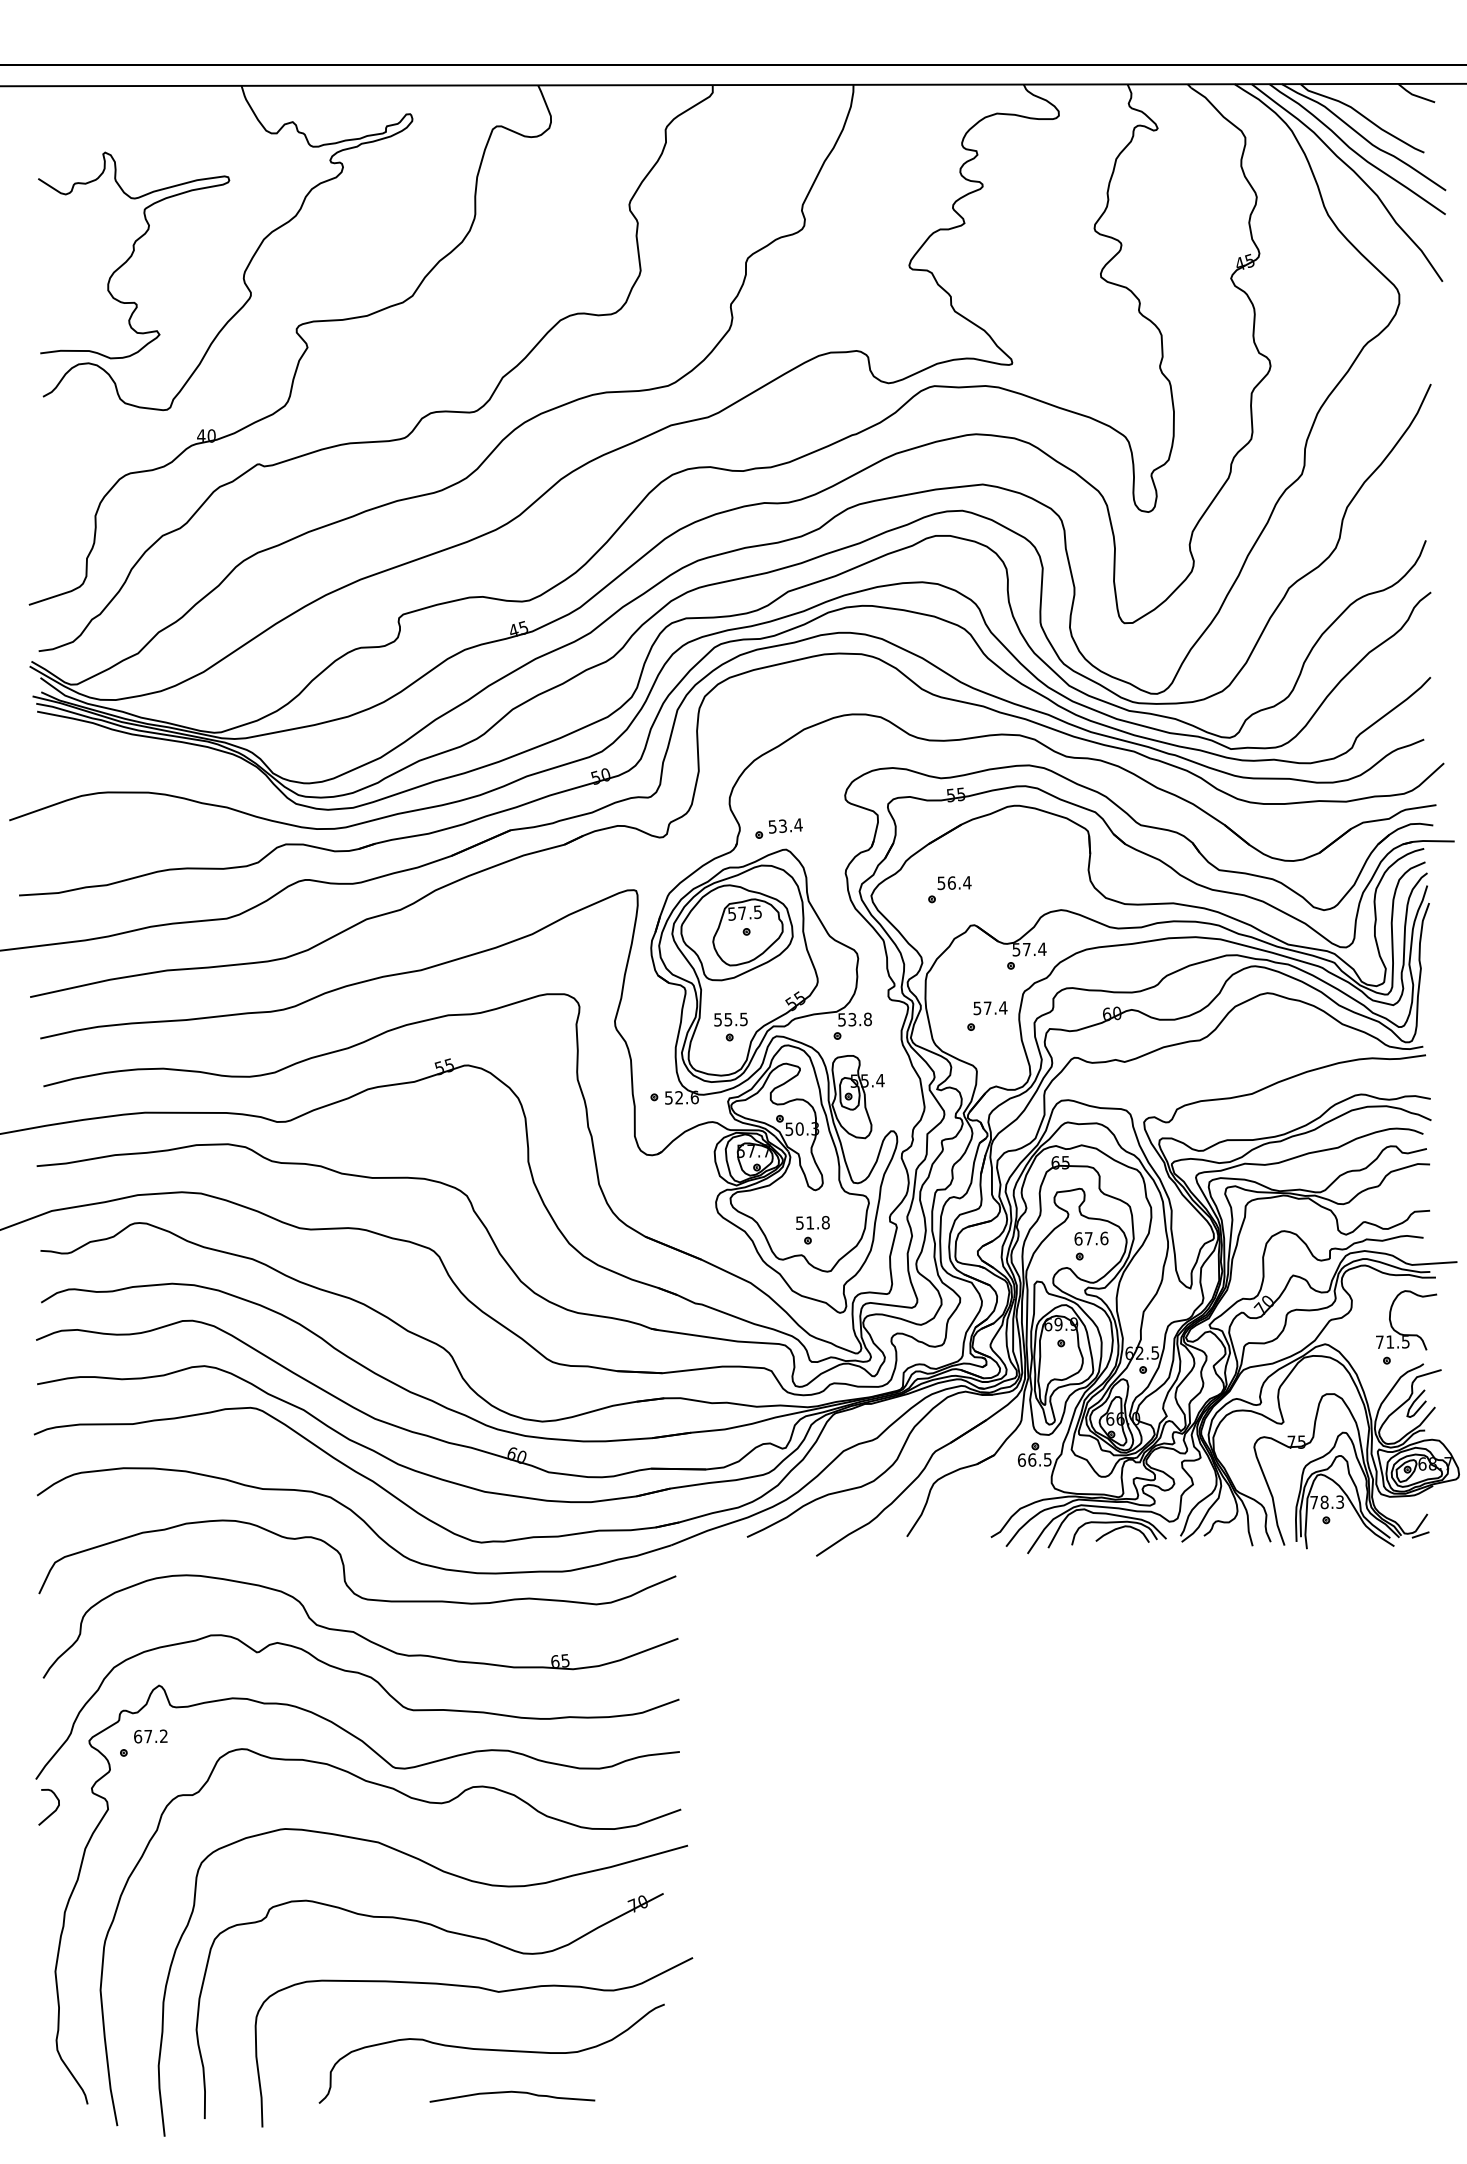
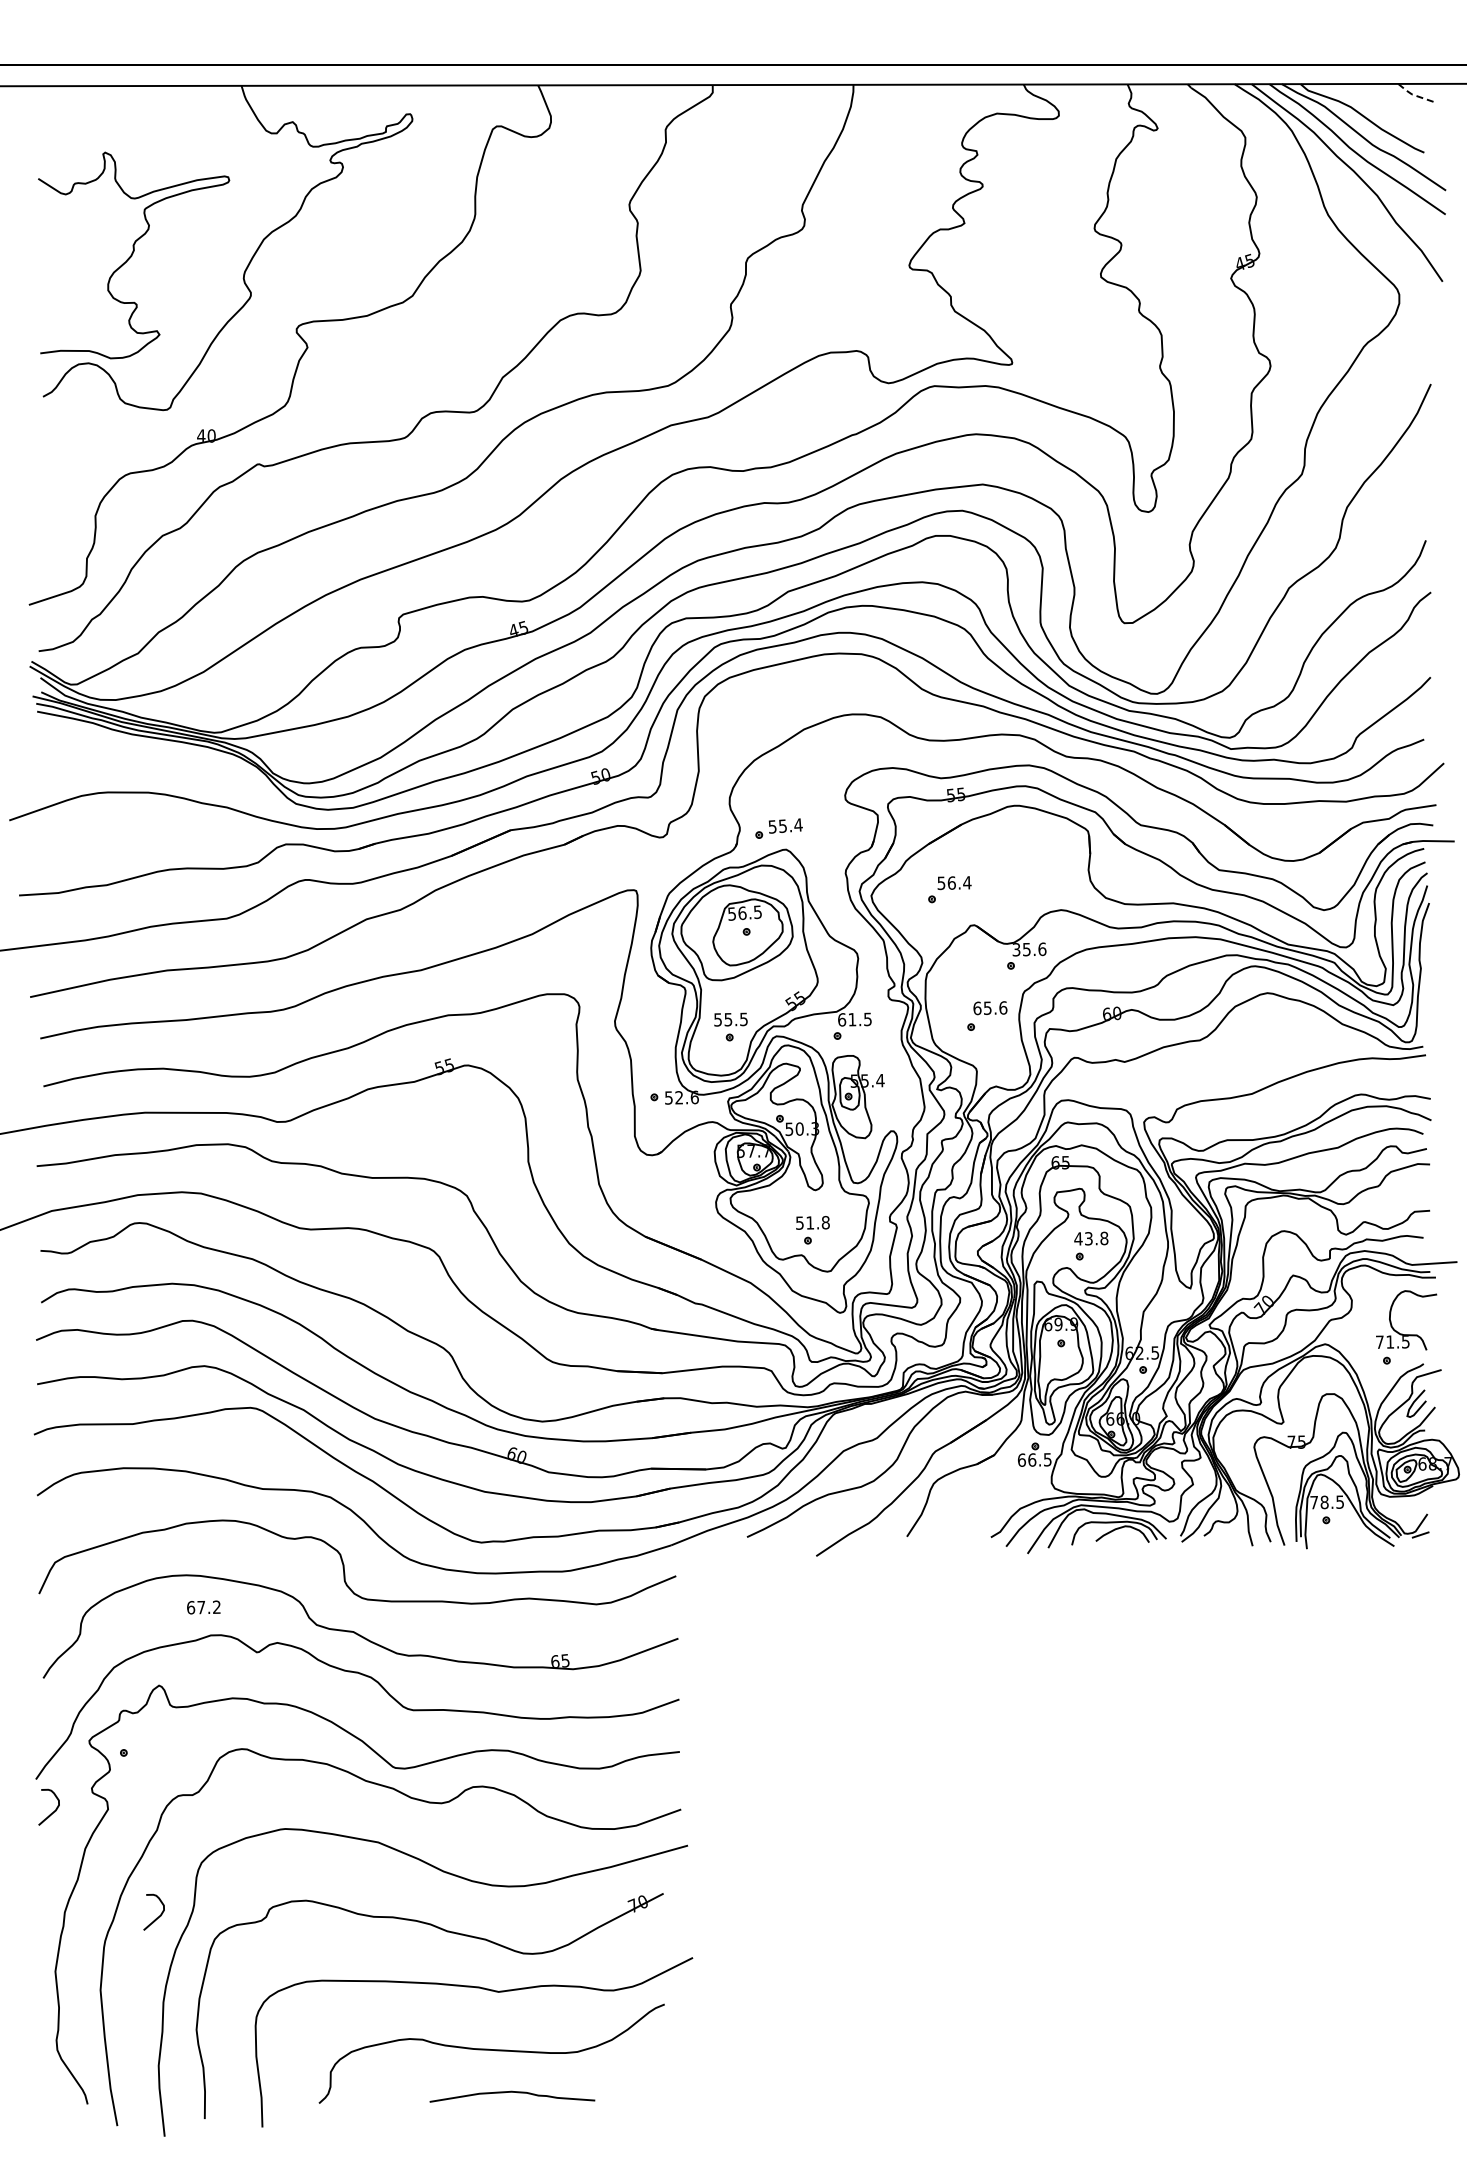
line: solid -> dashed (1413, 95)
text: 53.4 -> 55.4 (782, 825)
text: 57.5 -> 56.5 (742, 913)
text: 57.4 -> 35.6 (1029, 949)
text: 57.4 -> 65.6 (990, 1008)
text: 53.8 -> 61.5 (854, 1019)
text: 67.6 -> 43.8 (1091, 1238)
text: 78.3 -> 78.5 (1339, 1501)
text position: (150, 1736) -> (203, 1607) (203, 1607)
curve: none -> present (156, 1917)
